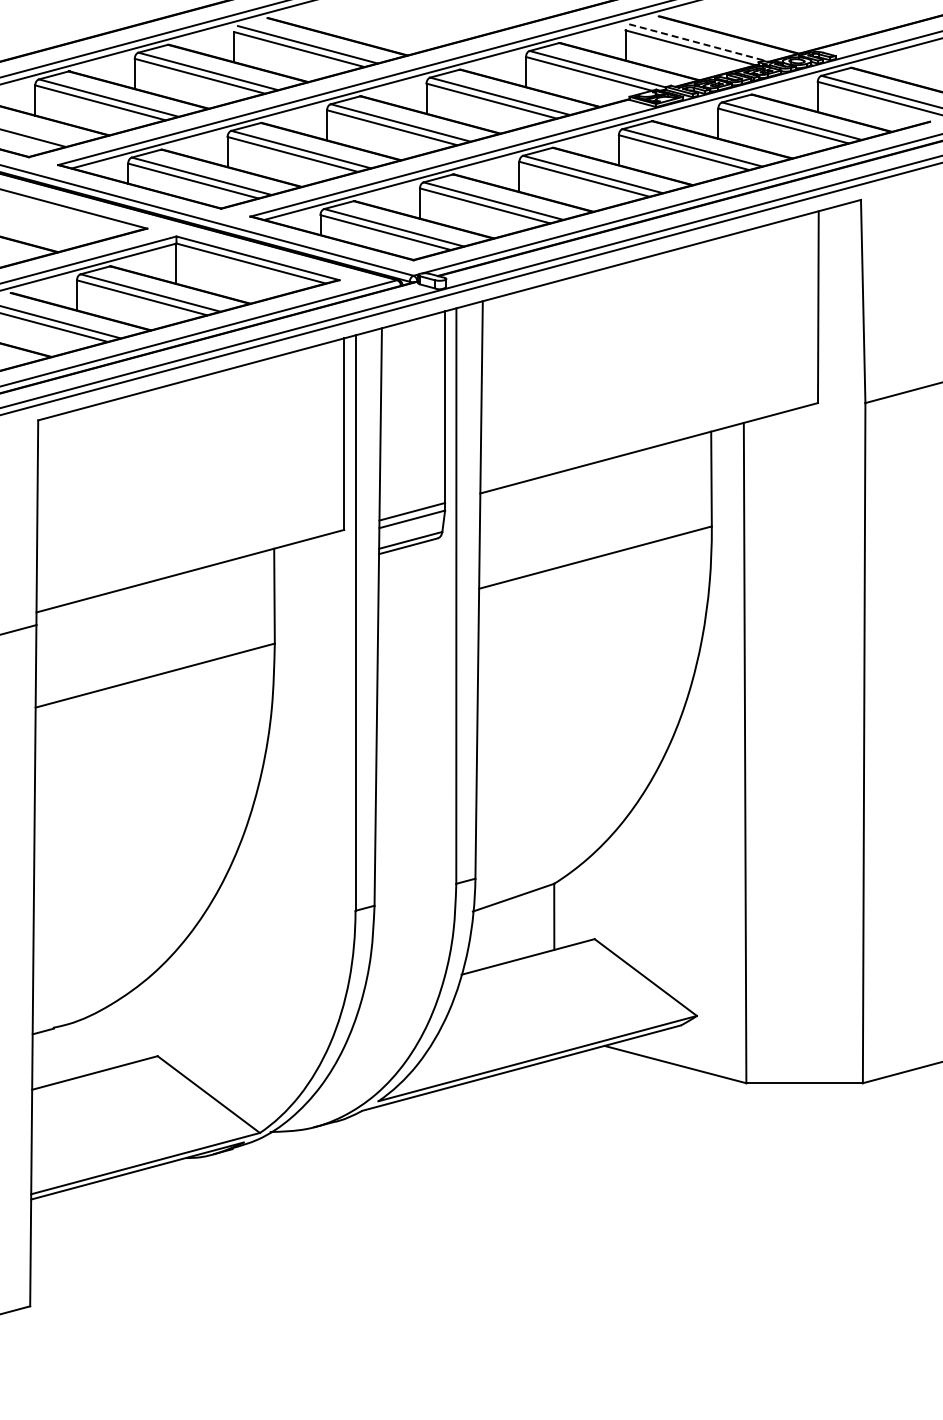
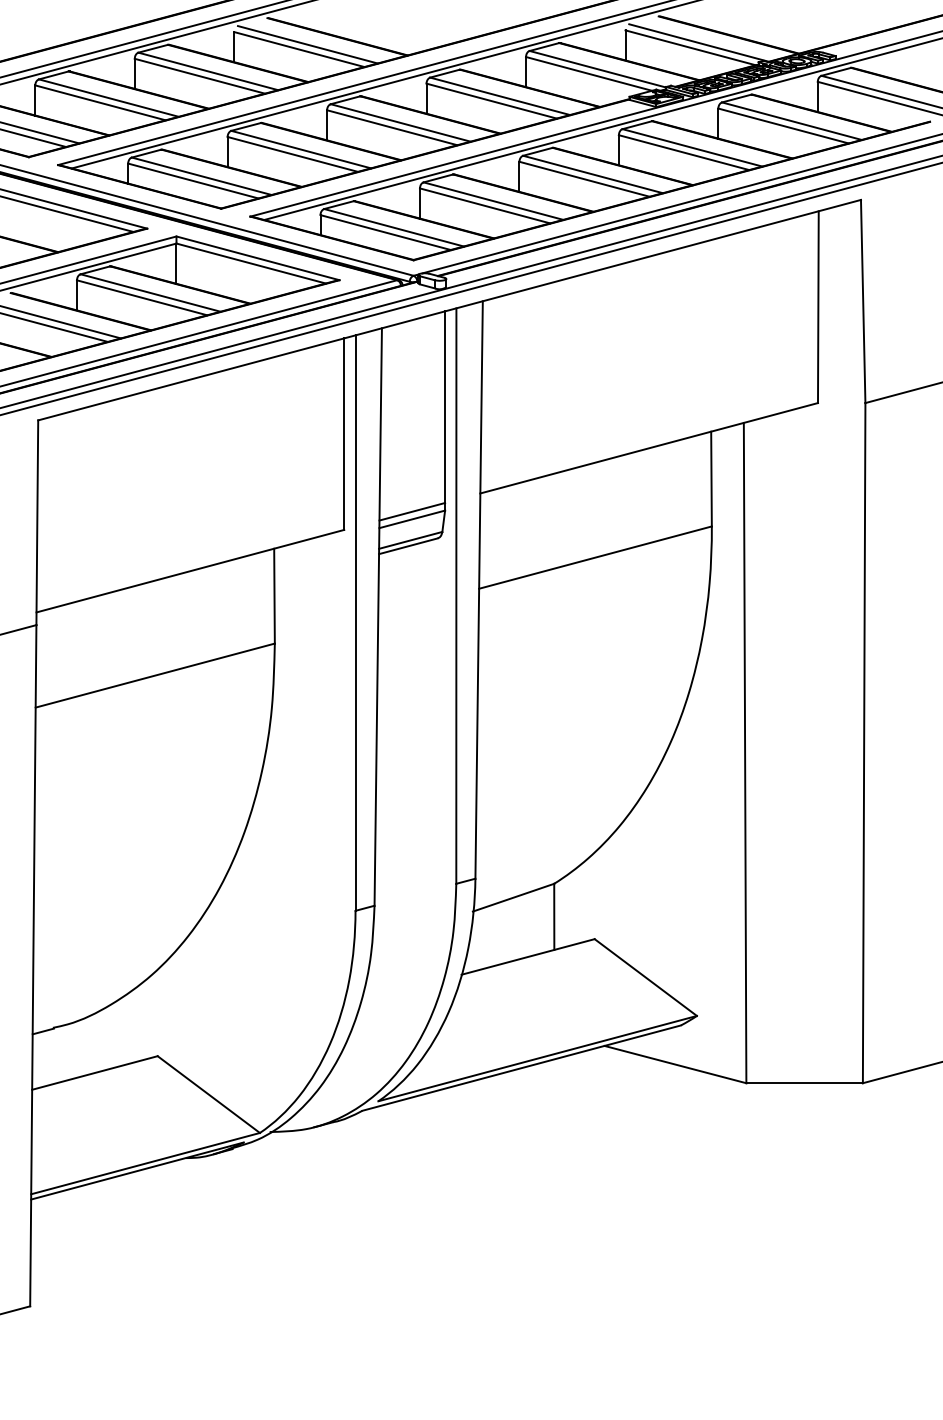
line: dashed -> solid (699, 43)
line: none -> present (40, 132)
line: none -> present (67, 213)
